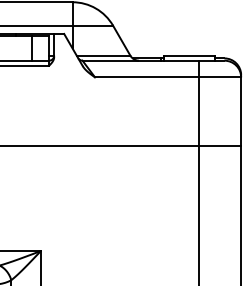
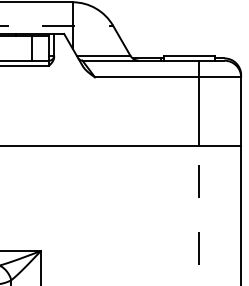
line: solid -> dashed (57, 25)
line: solid -> dashed (199, 215)
